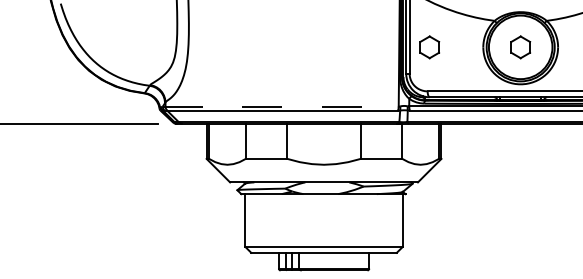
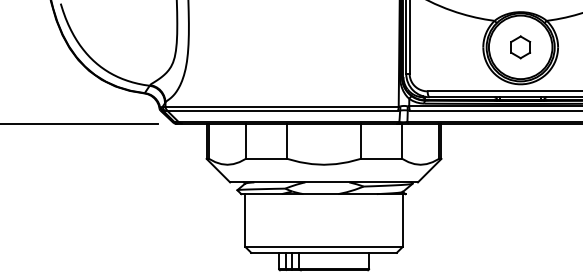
part: present -> none (429, 47)
line: dashed -> solid (280, 106)
